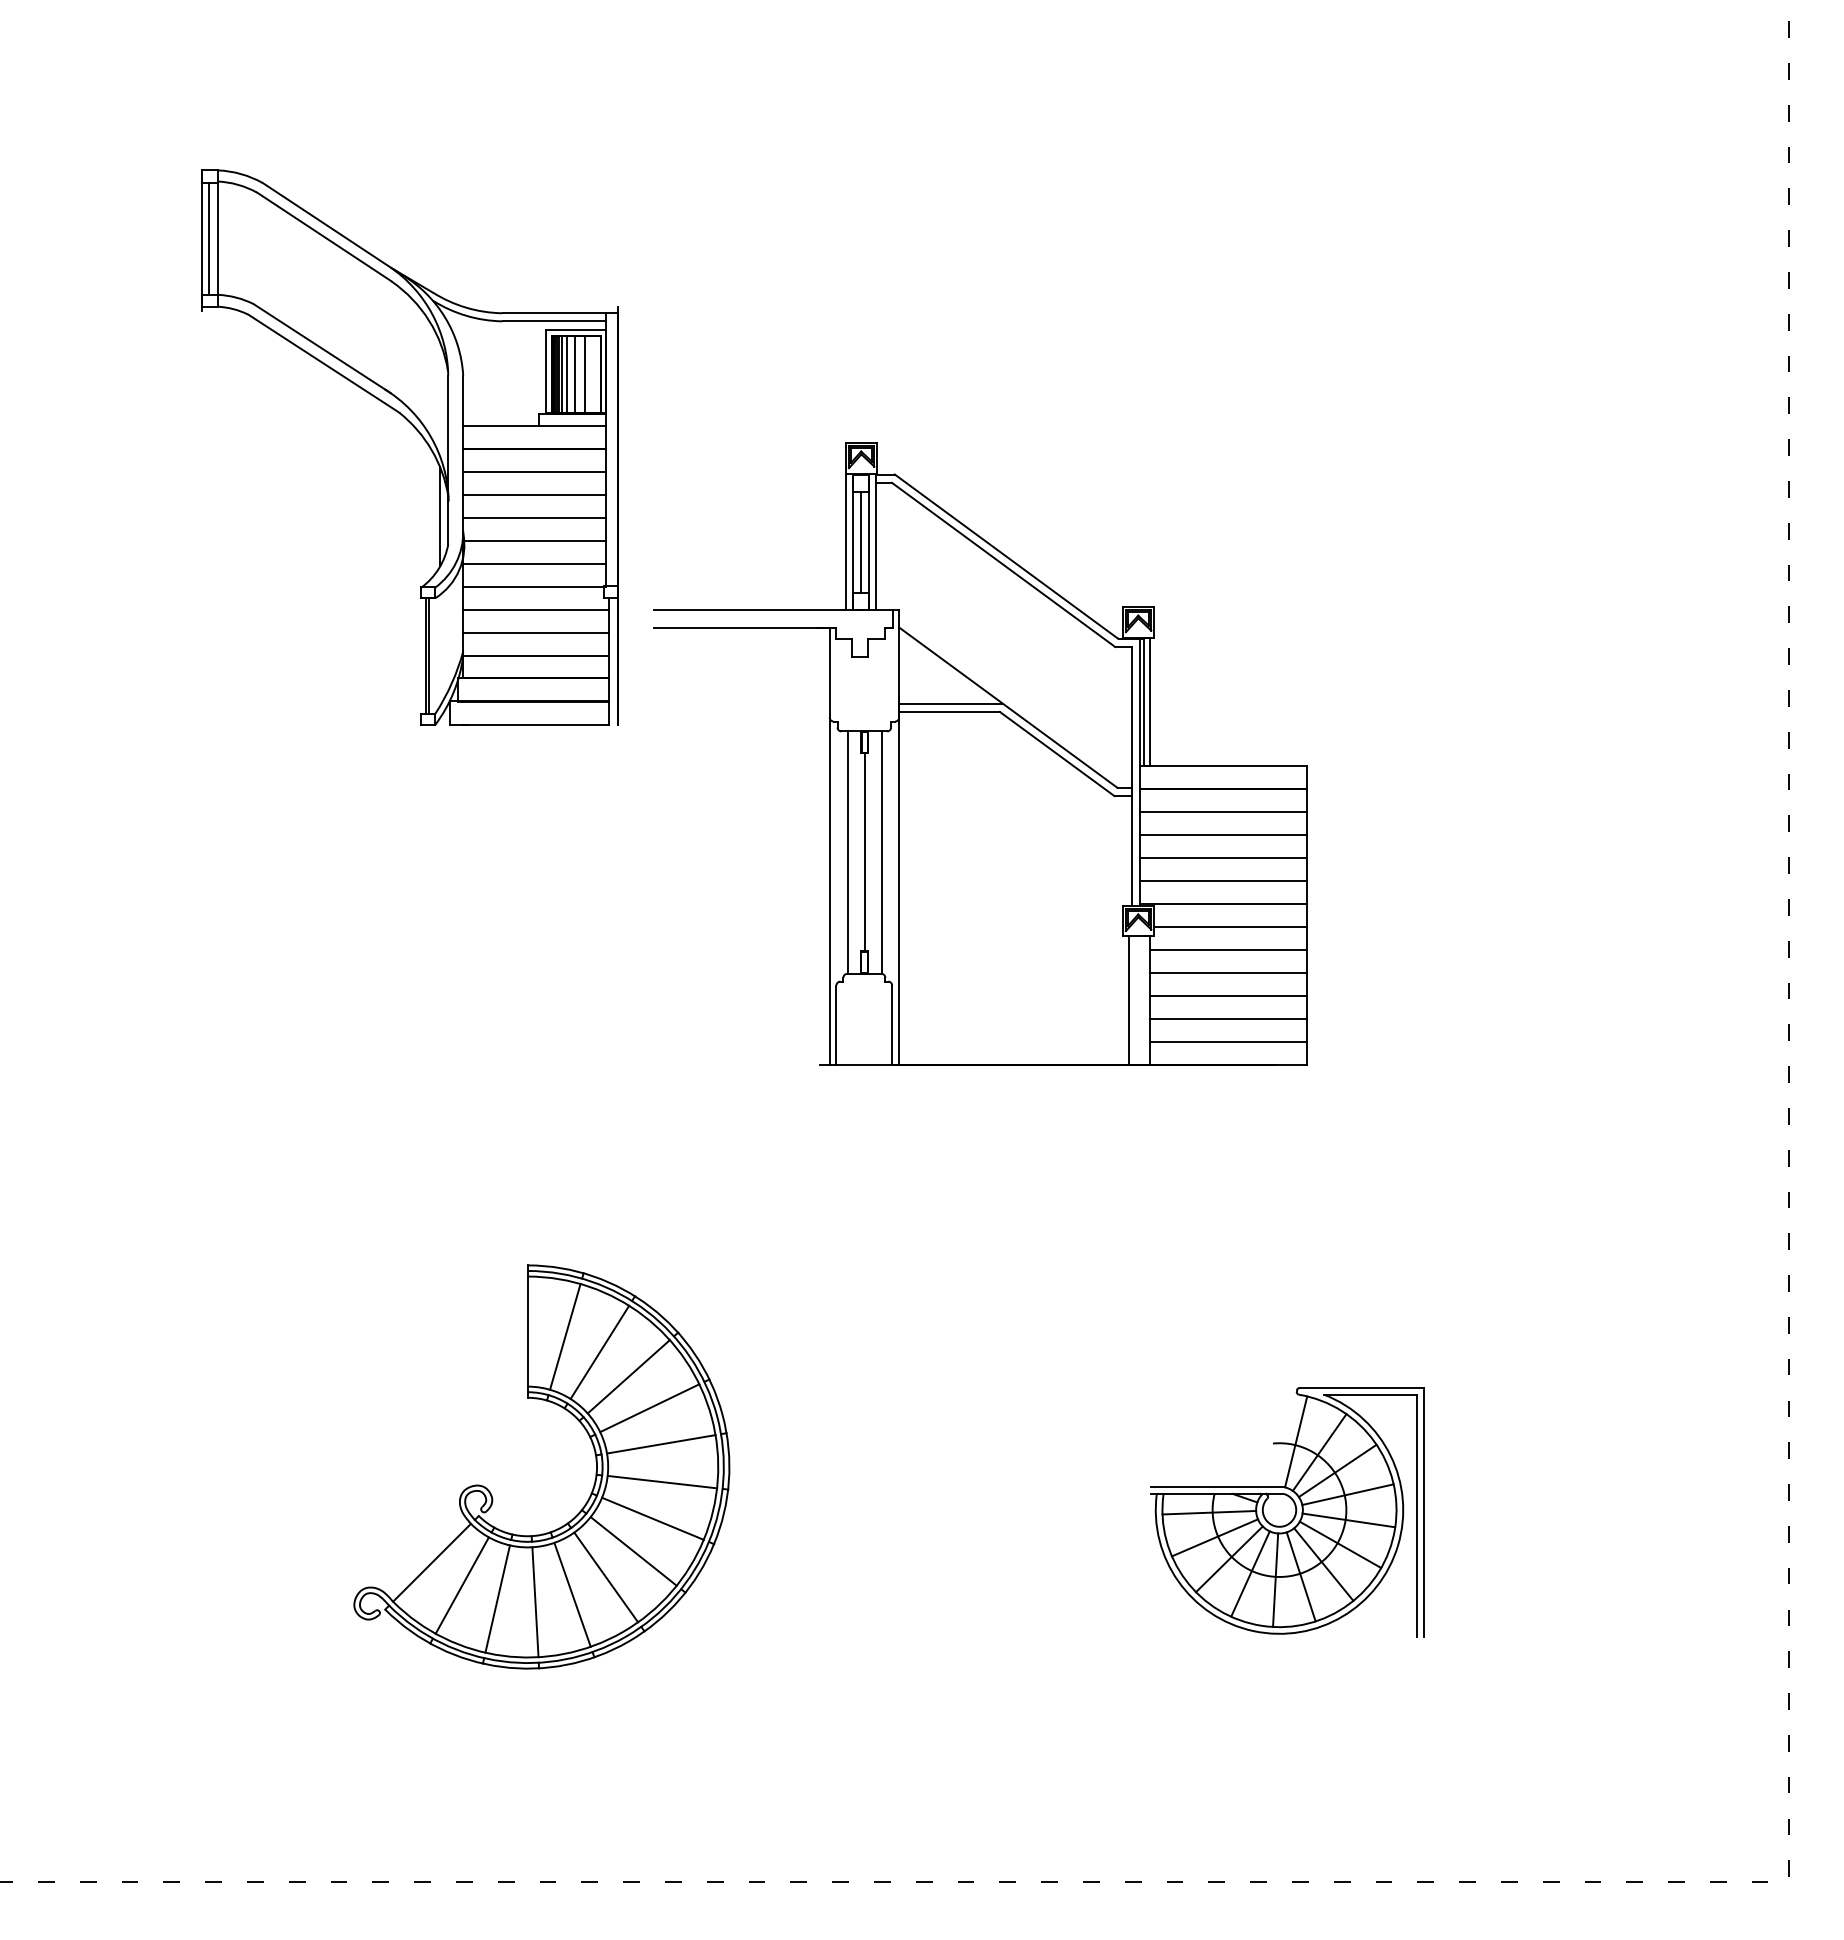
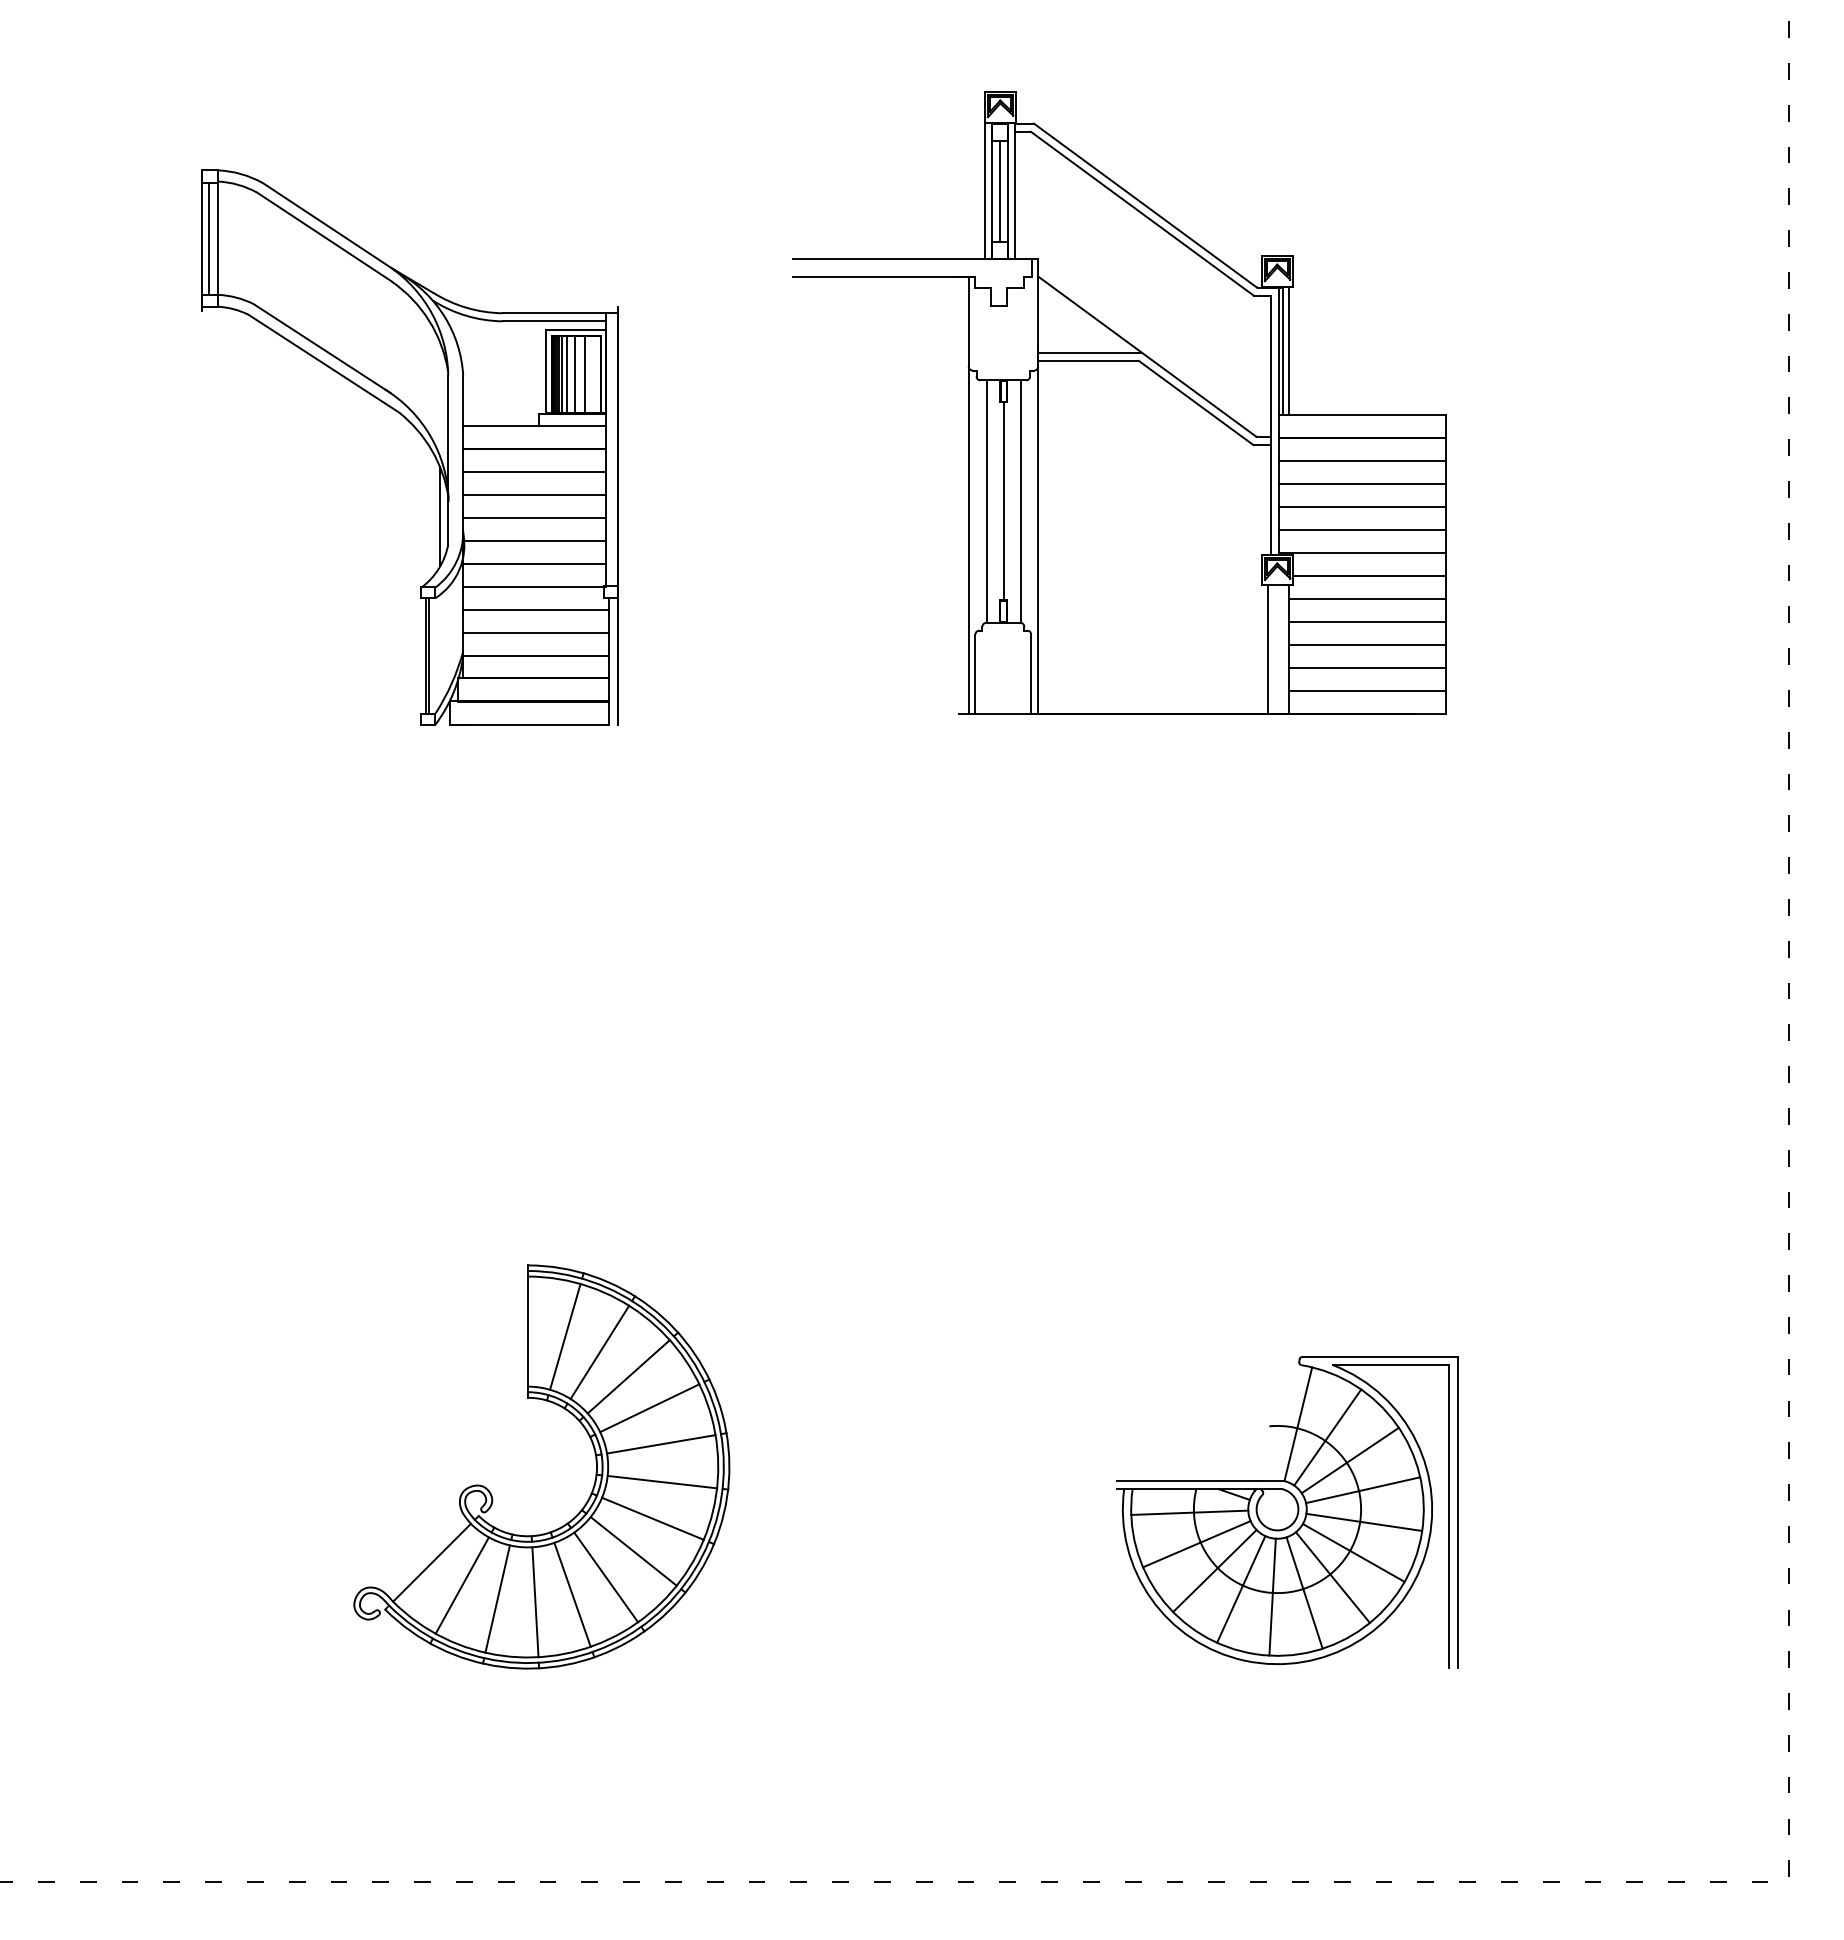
part position: (980, 753) -> (1119, 402) (1119, 402)
part size: 275x251 px -> 343x313 px (1287, 1512)
